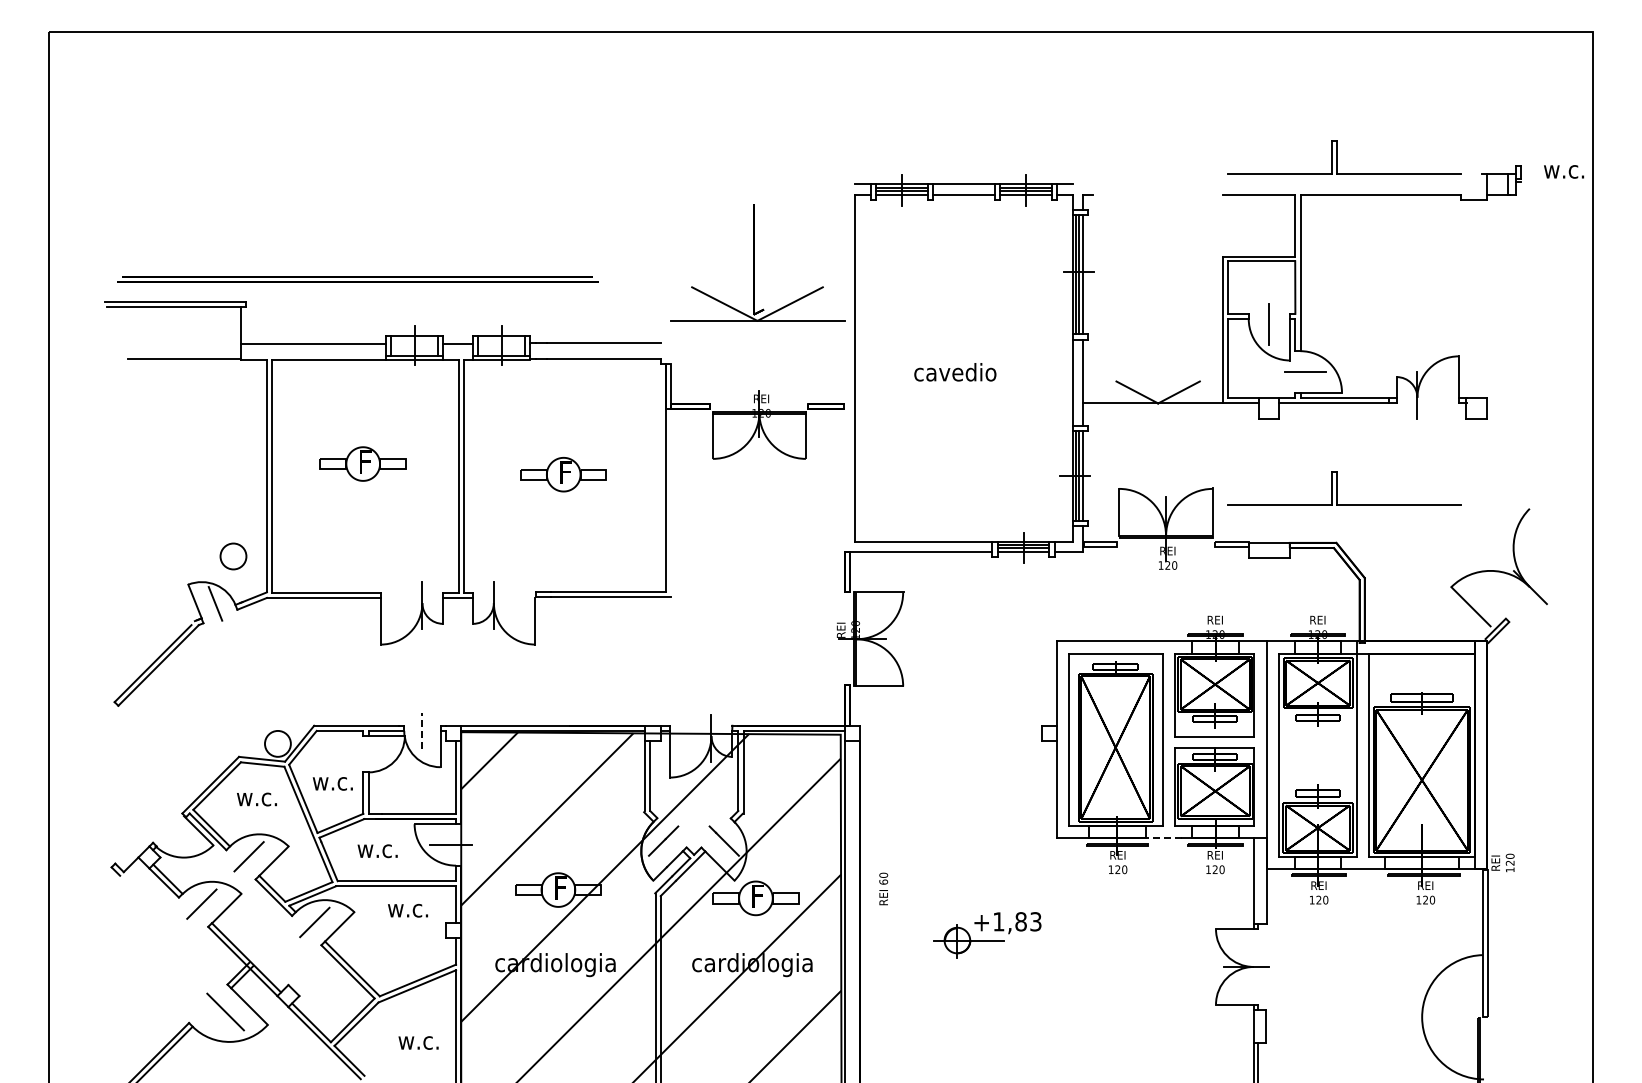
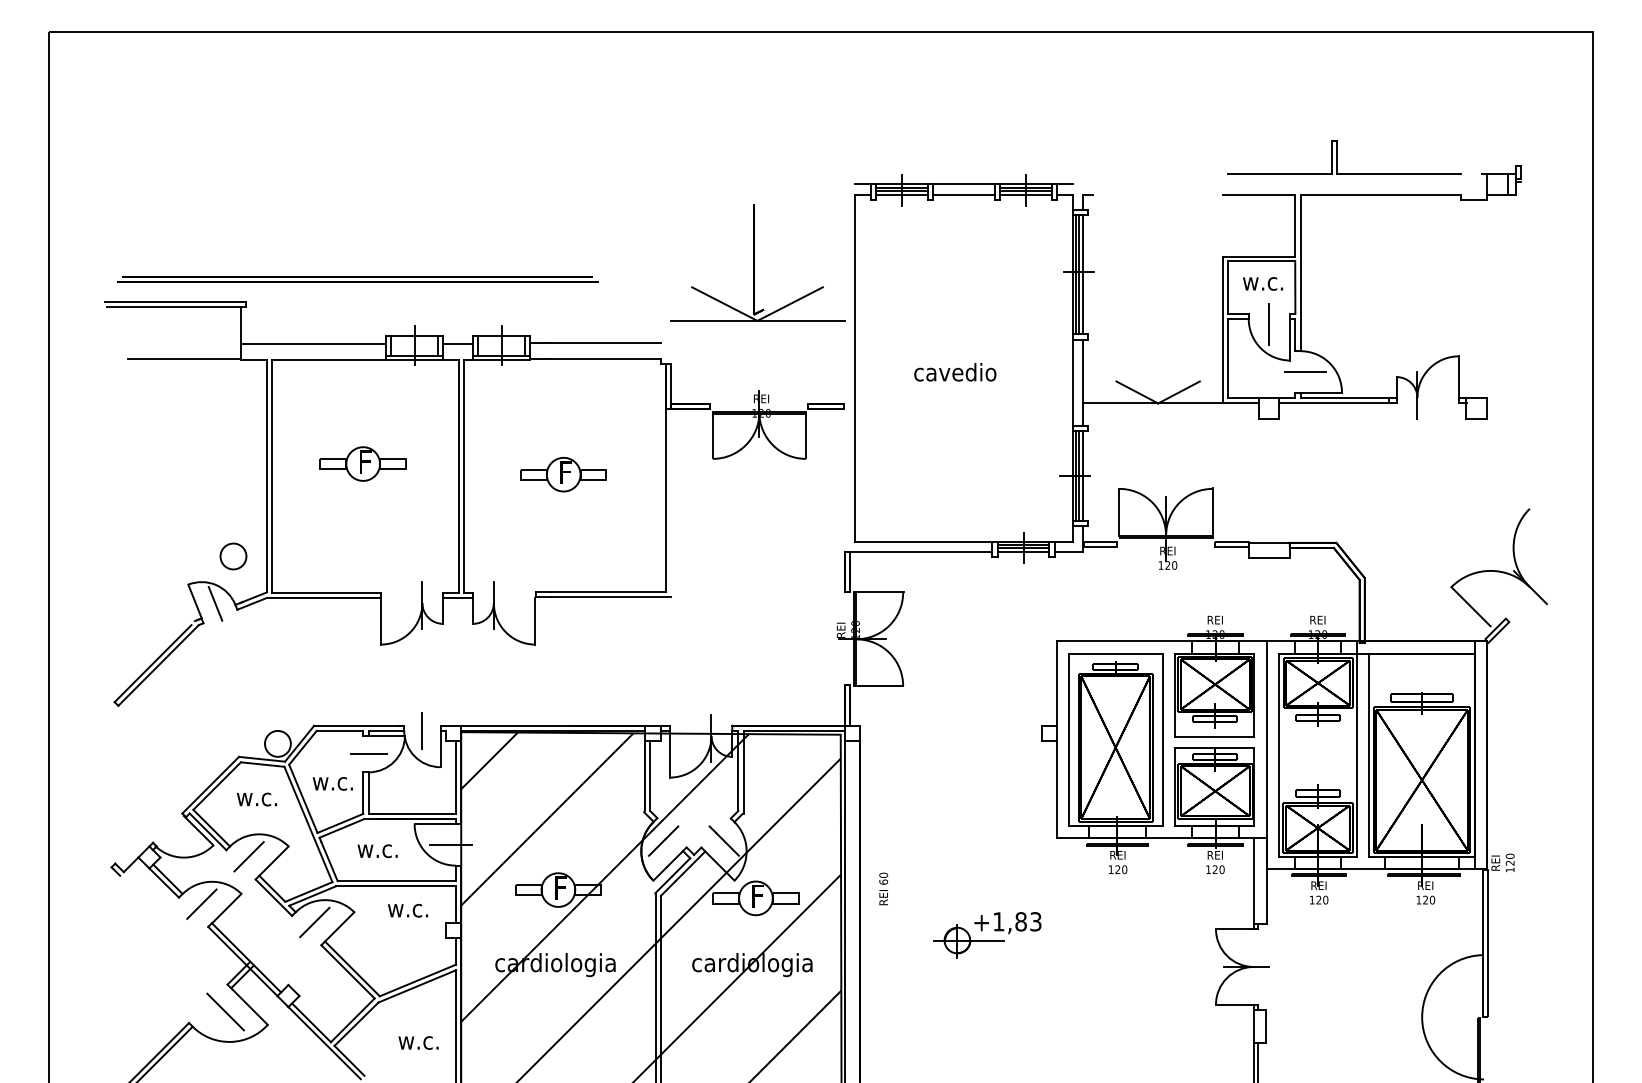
text position: (1563, 171) -> (1262, 283) (1262, 283)
part: present -> none (1337, 488)
line: dashed -> solid (422, 730)
line: none -> present (368, 754)
line: dashed -> solid (1163, 838)
